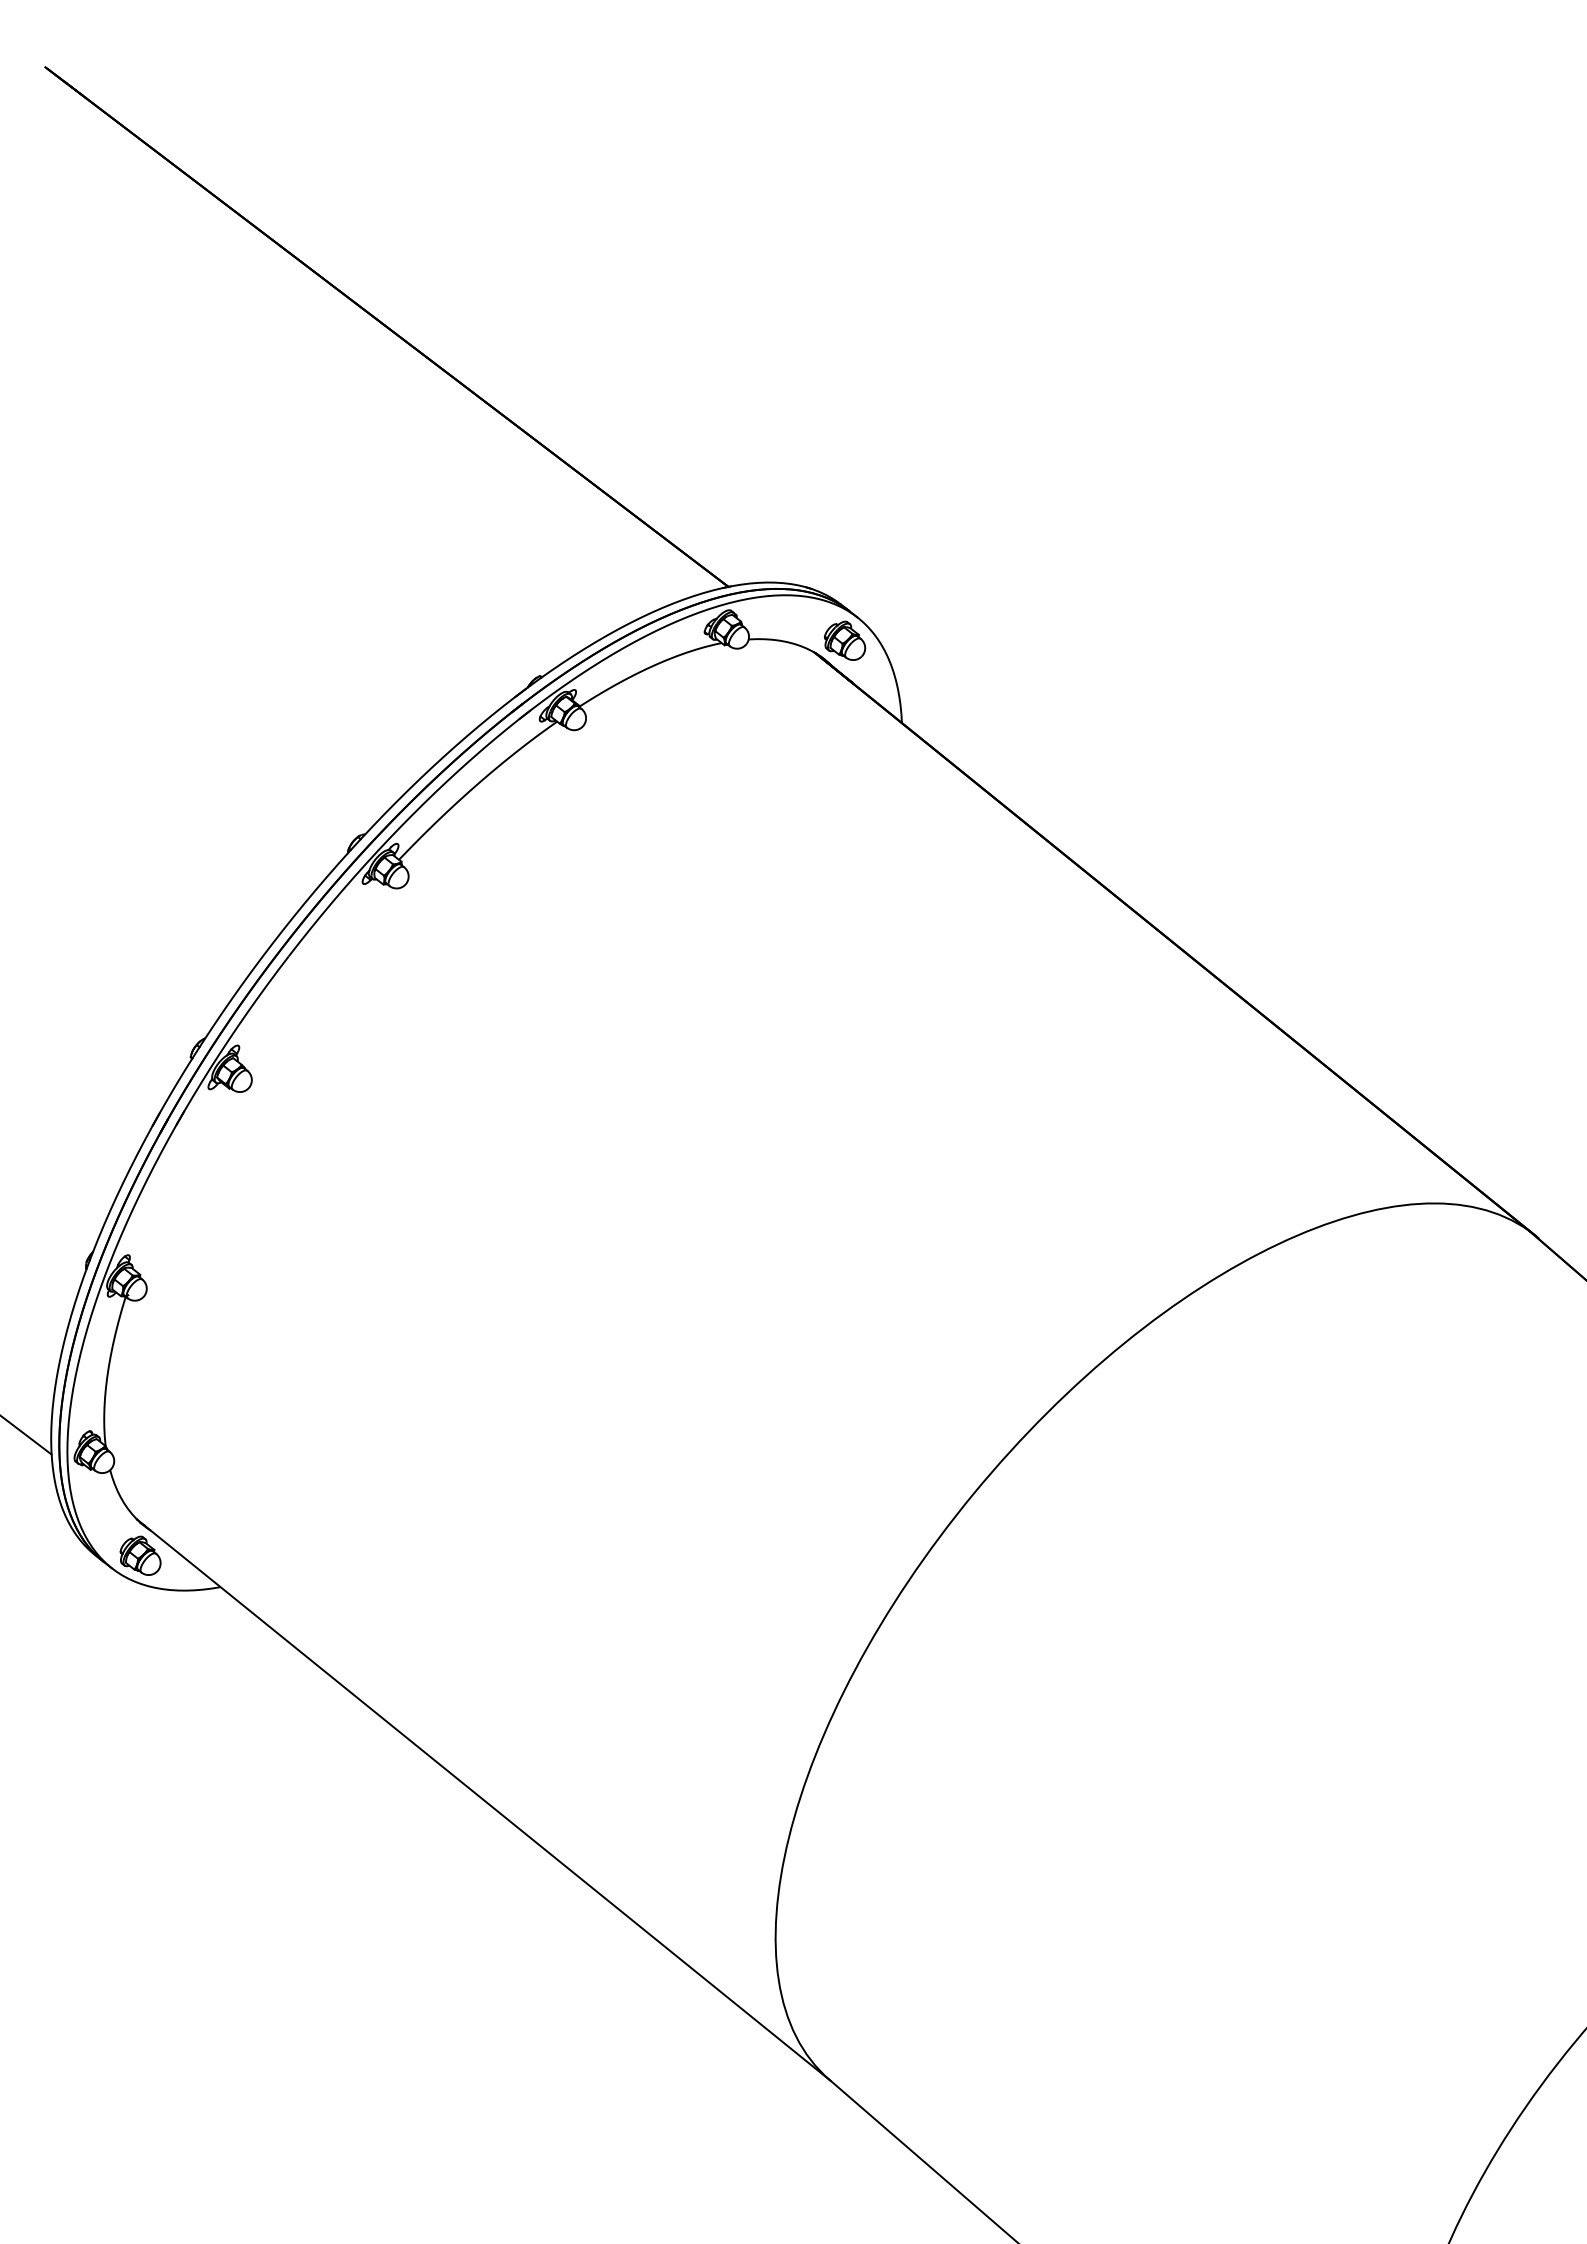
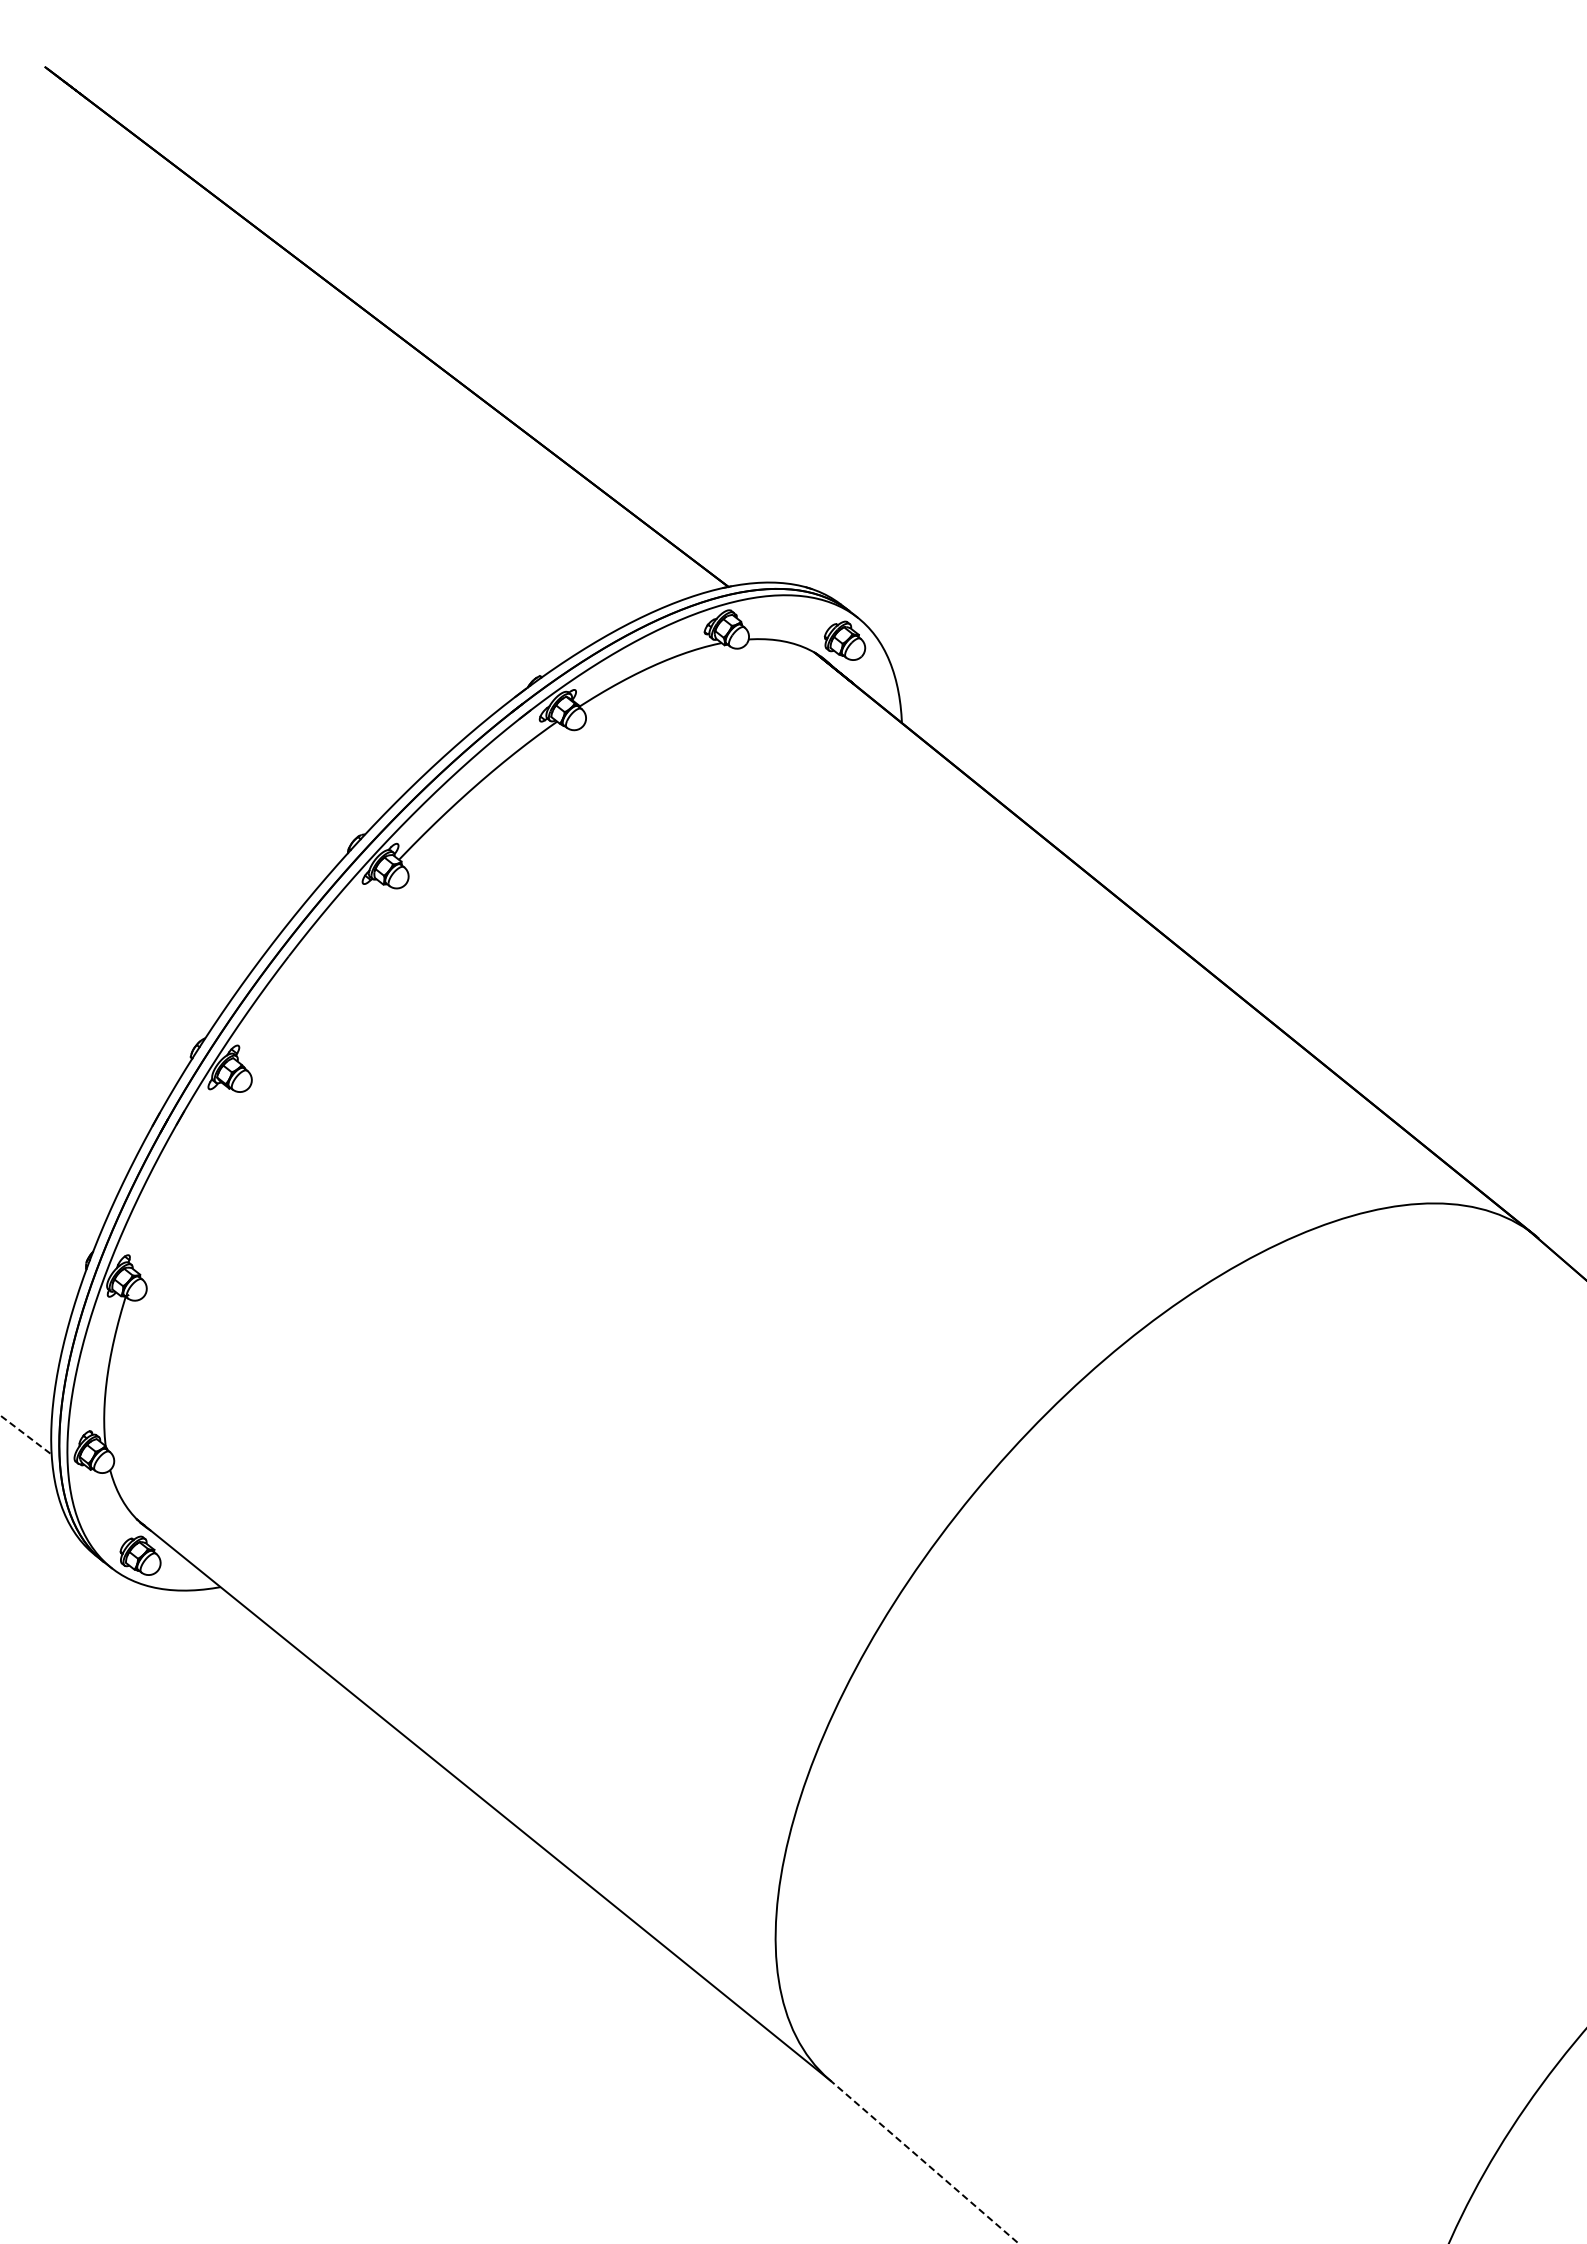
line: solid -> dashed (26, 1435)
line: solid -> dashed (924, 2161)
